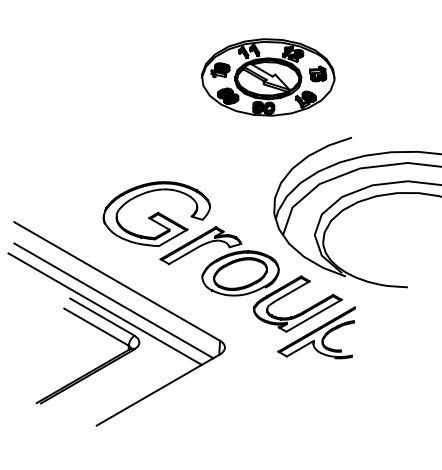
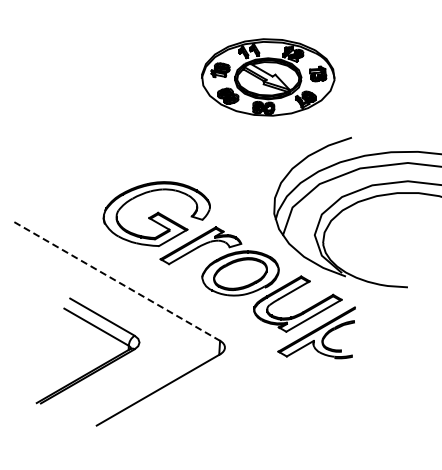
line: solid -> dashed (117, 281)
line: present -> none (113, 300)
line: present -> none (104, 308)
